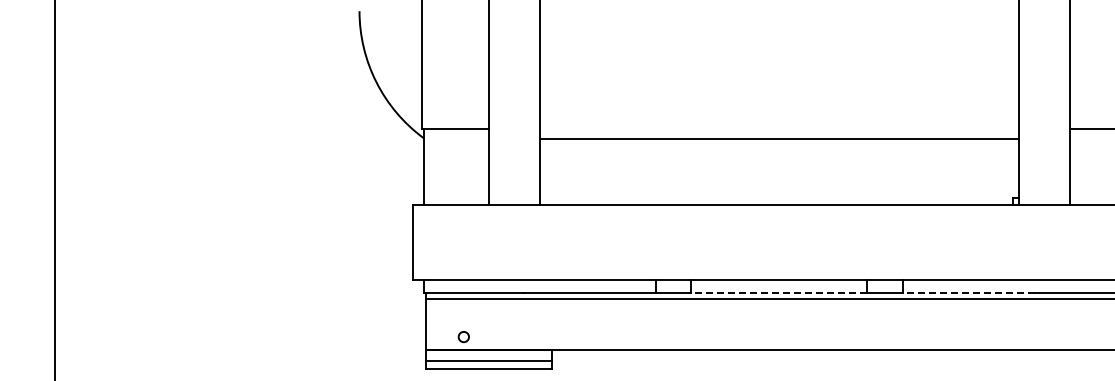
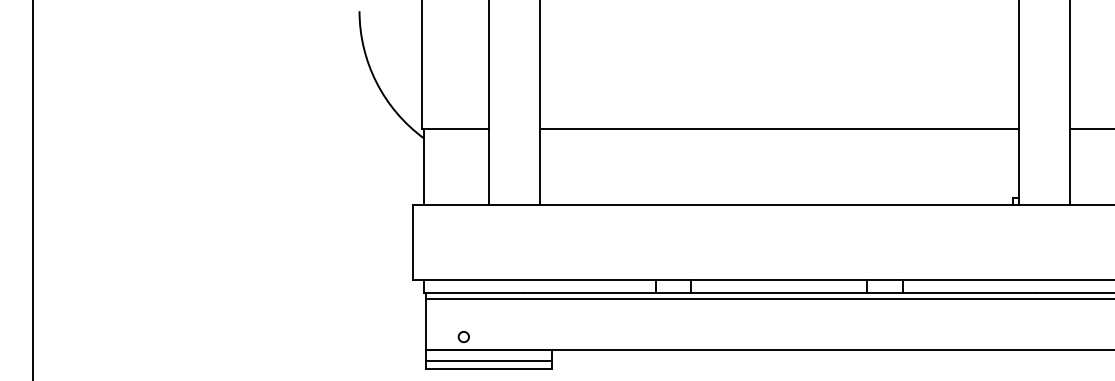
line position: (779, 138) -> (779, 128) (779, 128)
line position: (55, 189) -> (33, 189) (33, 189)
line: dashed -> solid (778, 292)
line: dashed -> solid (968, 292)
